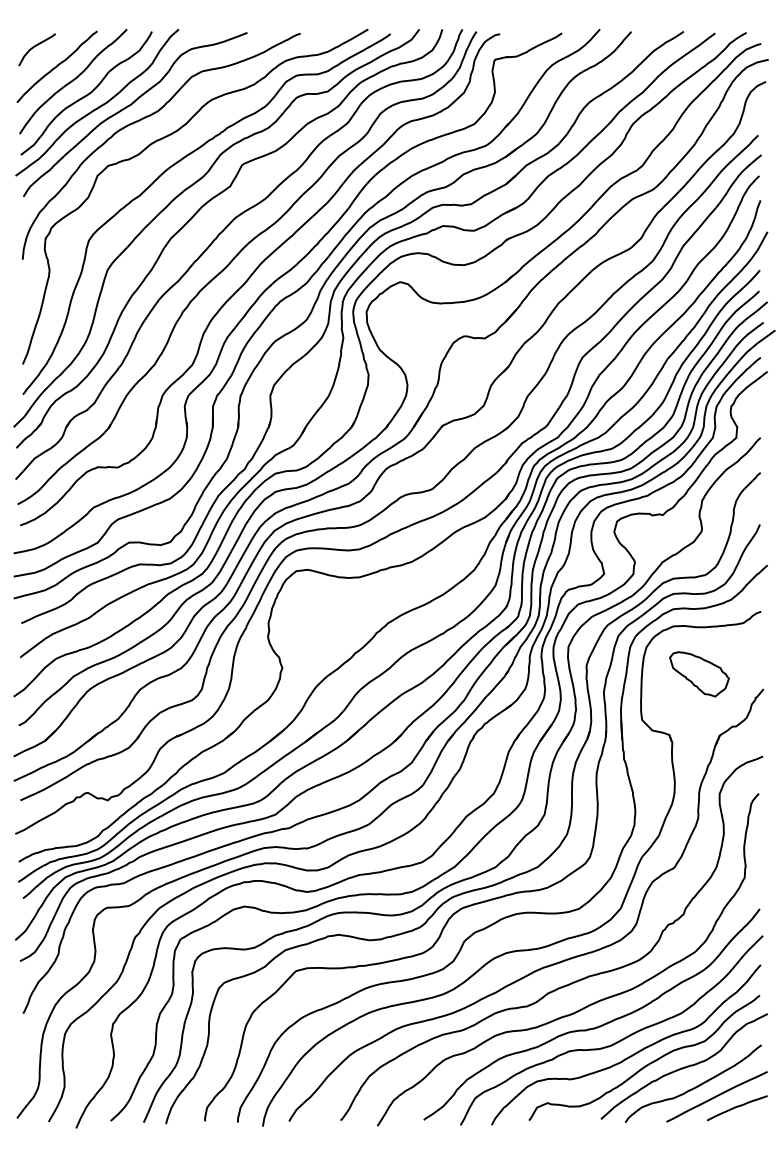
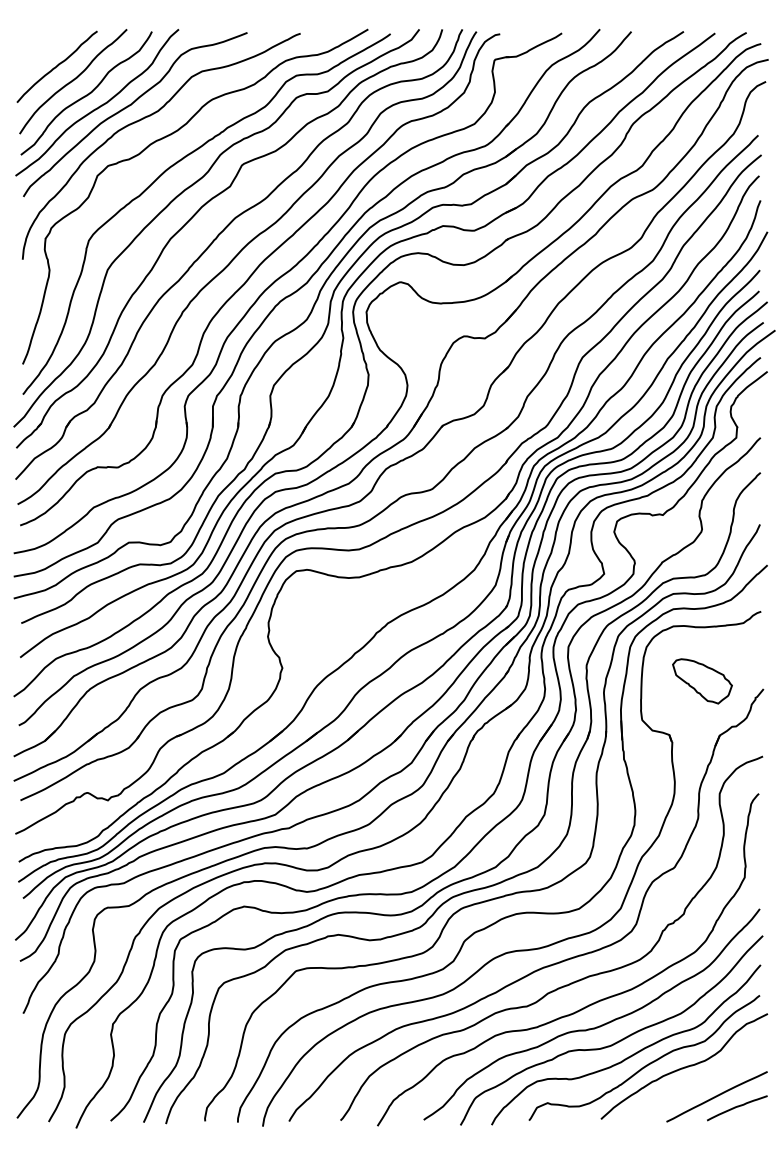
curve: present -> none (34, 47)
part position: (699, 674) -> (702, 681) (702, 681)
curve: present -> none (695, 1086)
